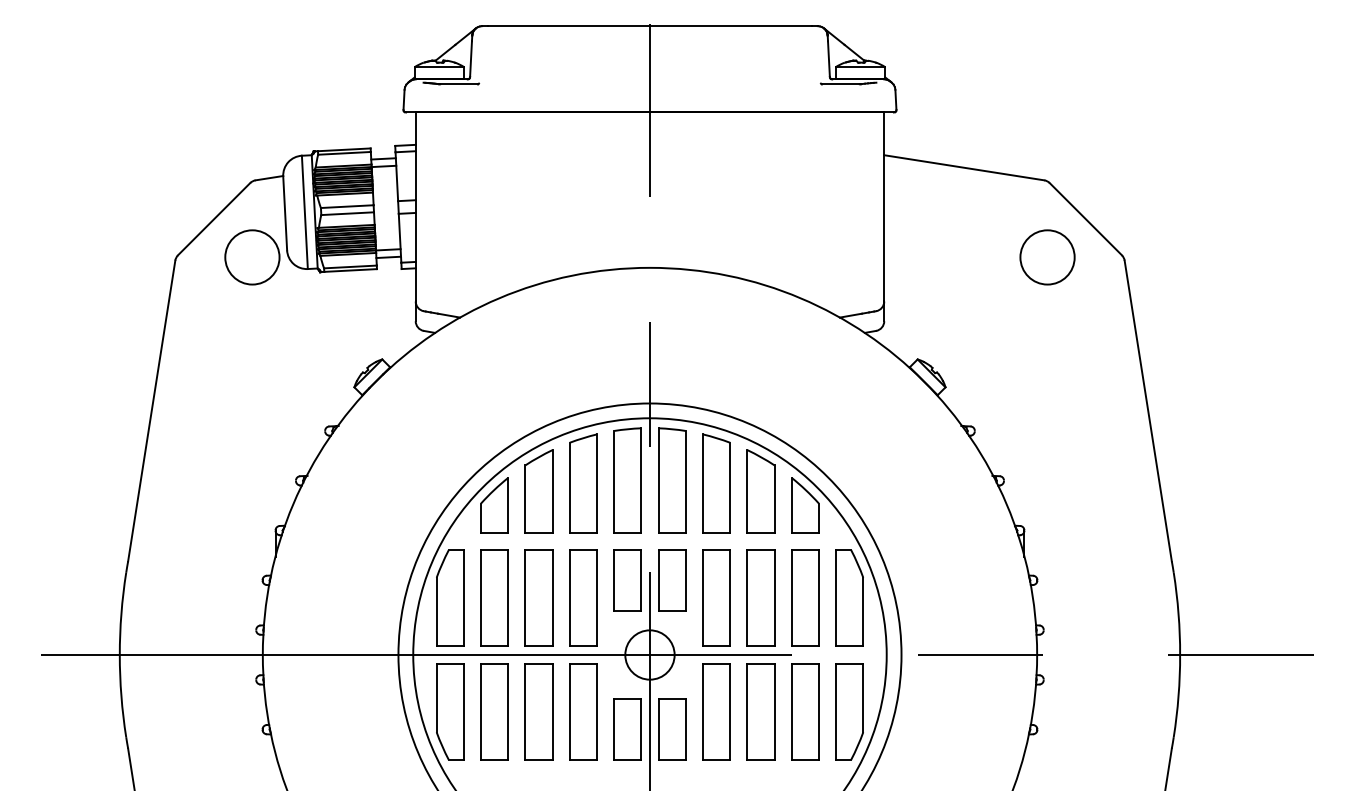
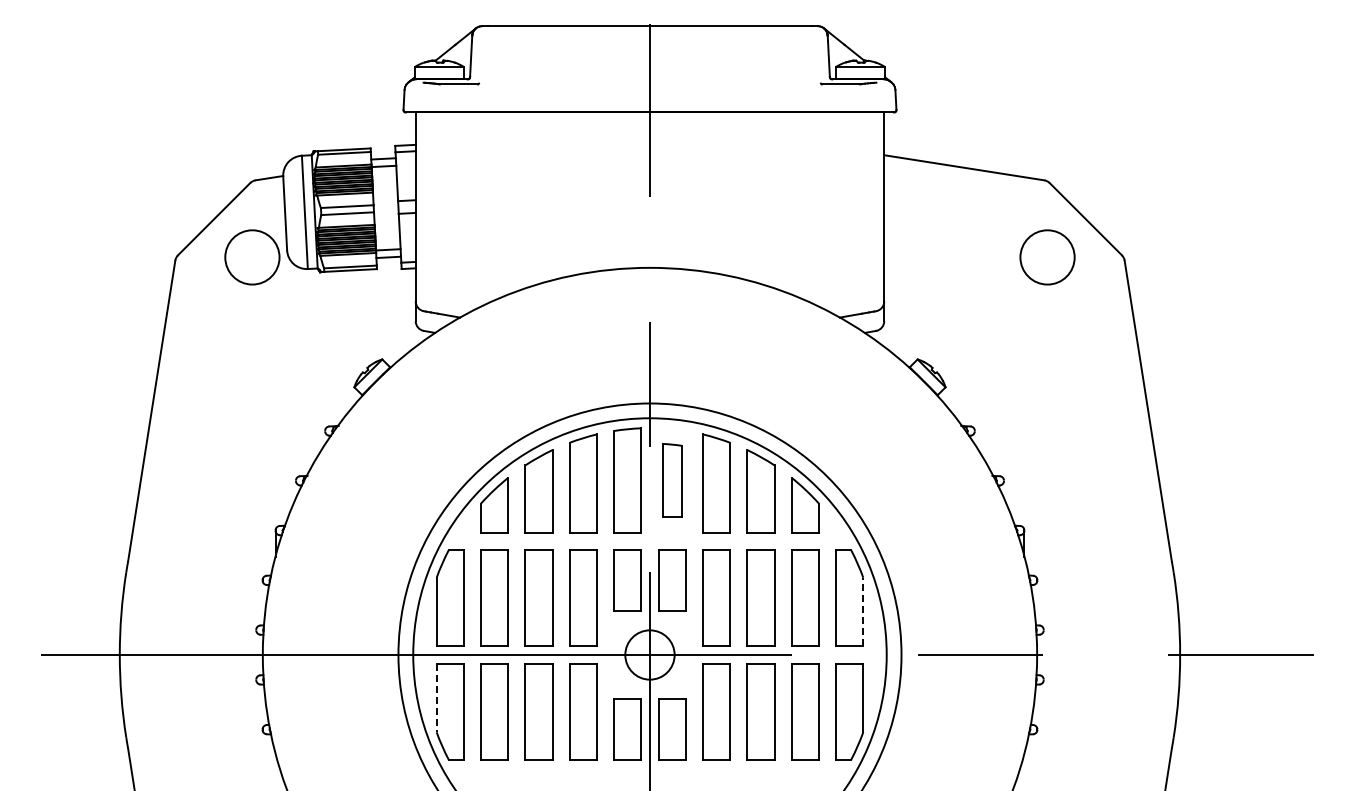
part size: 29x107 px -> 21x75 px (672, 480)
line: solid -> dashed (863, 611)
line: solid -> dashed (436, 698)
